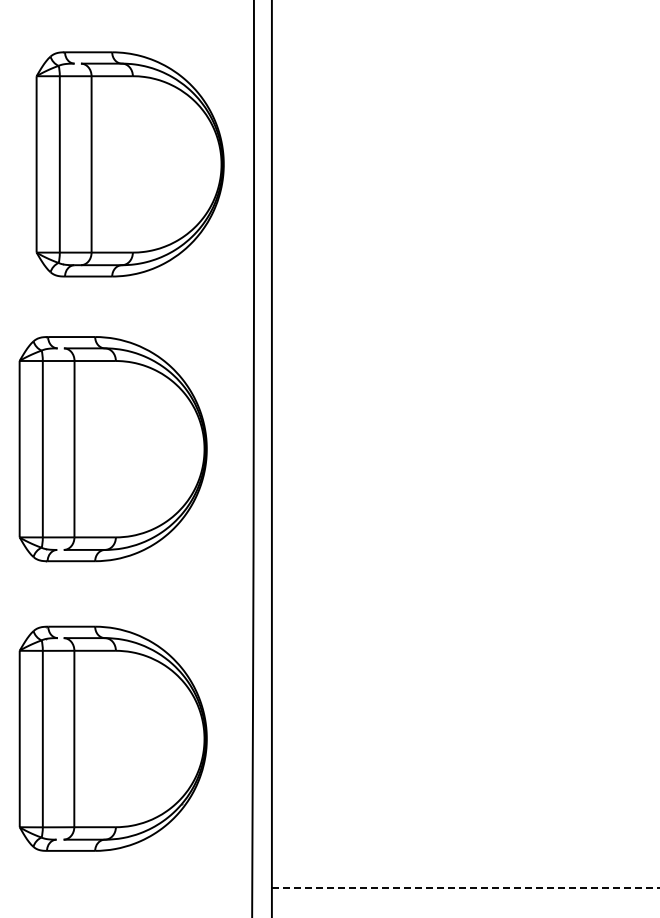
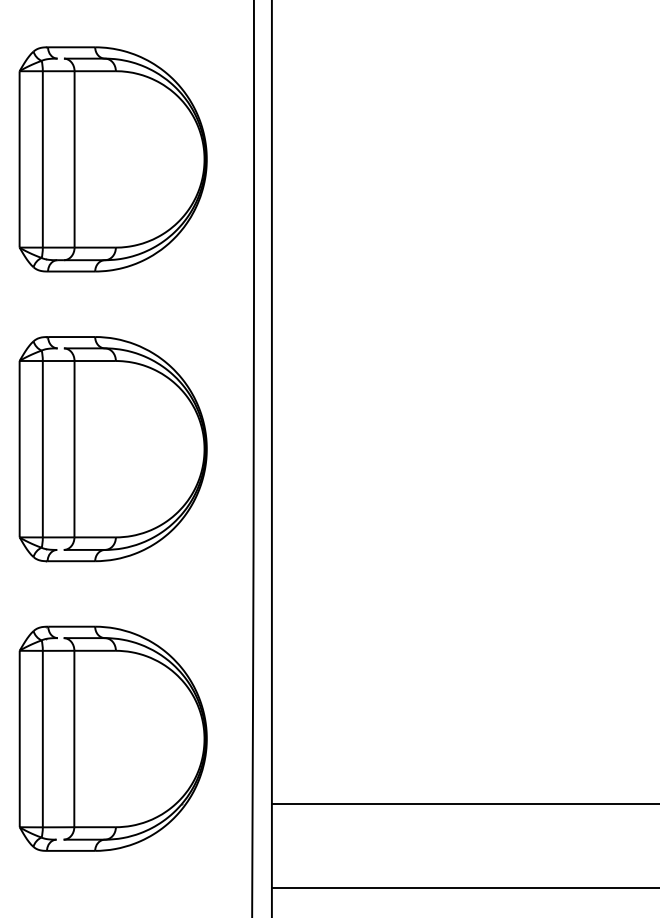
part position: (129, 164) -> (112, 159) (112, 159)
line: none -> present (463, 803)
line: dashed -> solid (465, 888)
